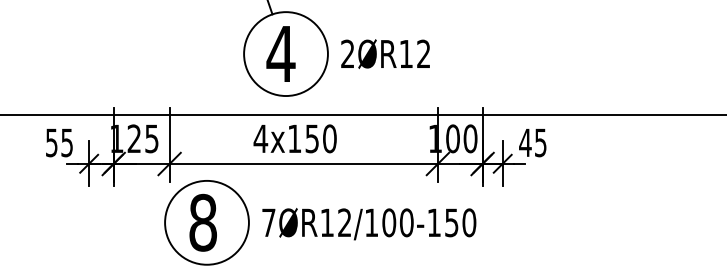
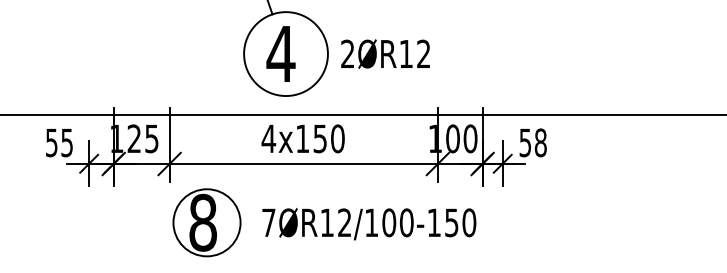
text position: (294, 138) -> (302, 138) (302, 138)
text: 45 -> 58 (532, 142)
circle diameter: 84 px -> 67 px (206, 222)
